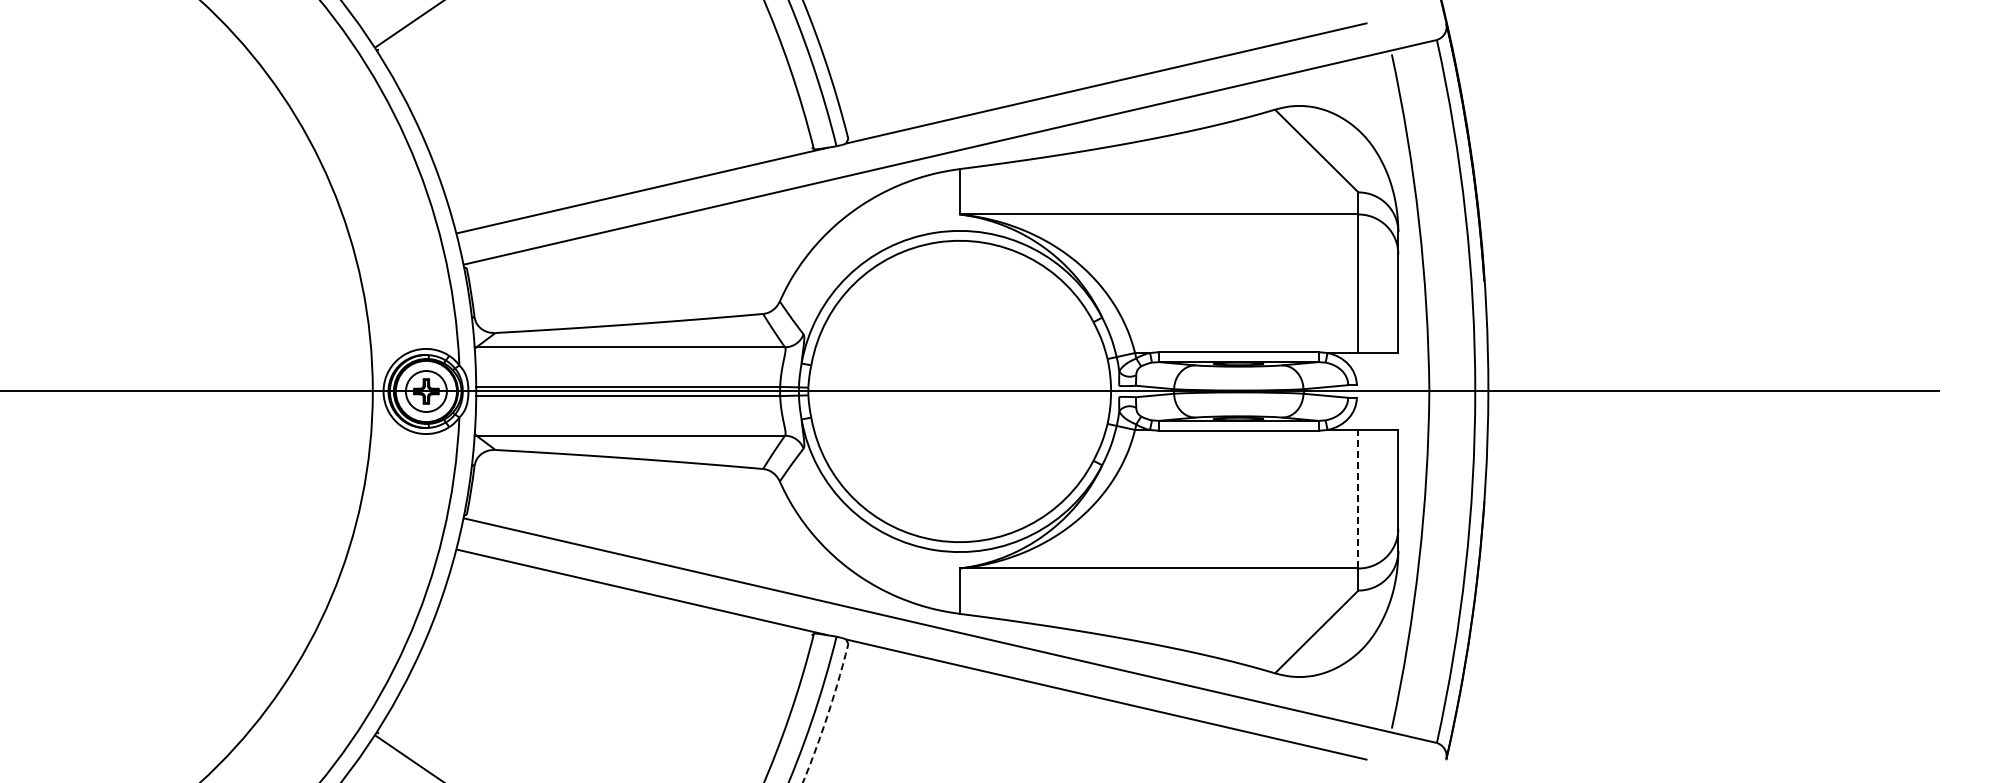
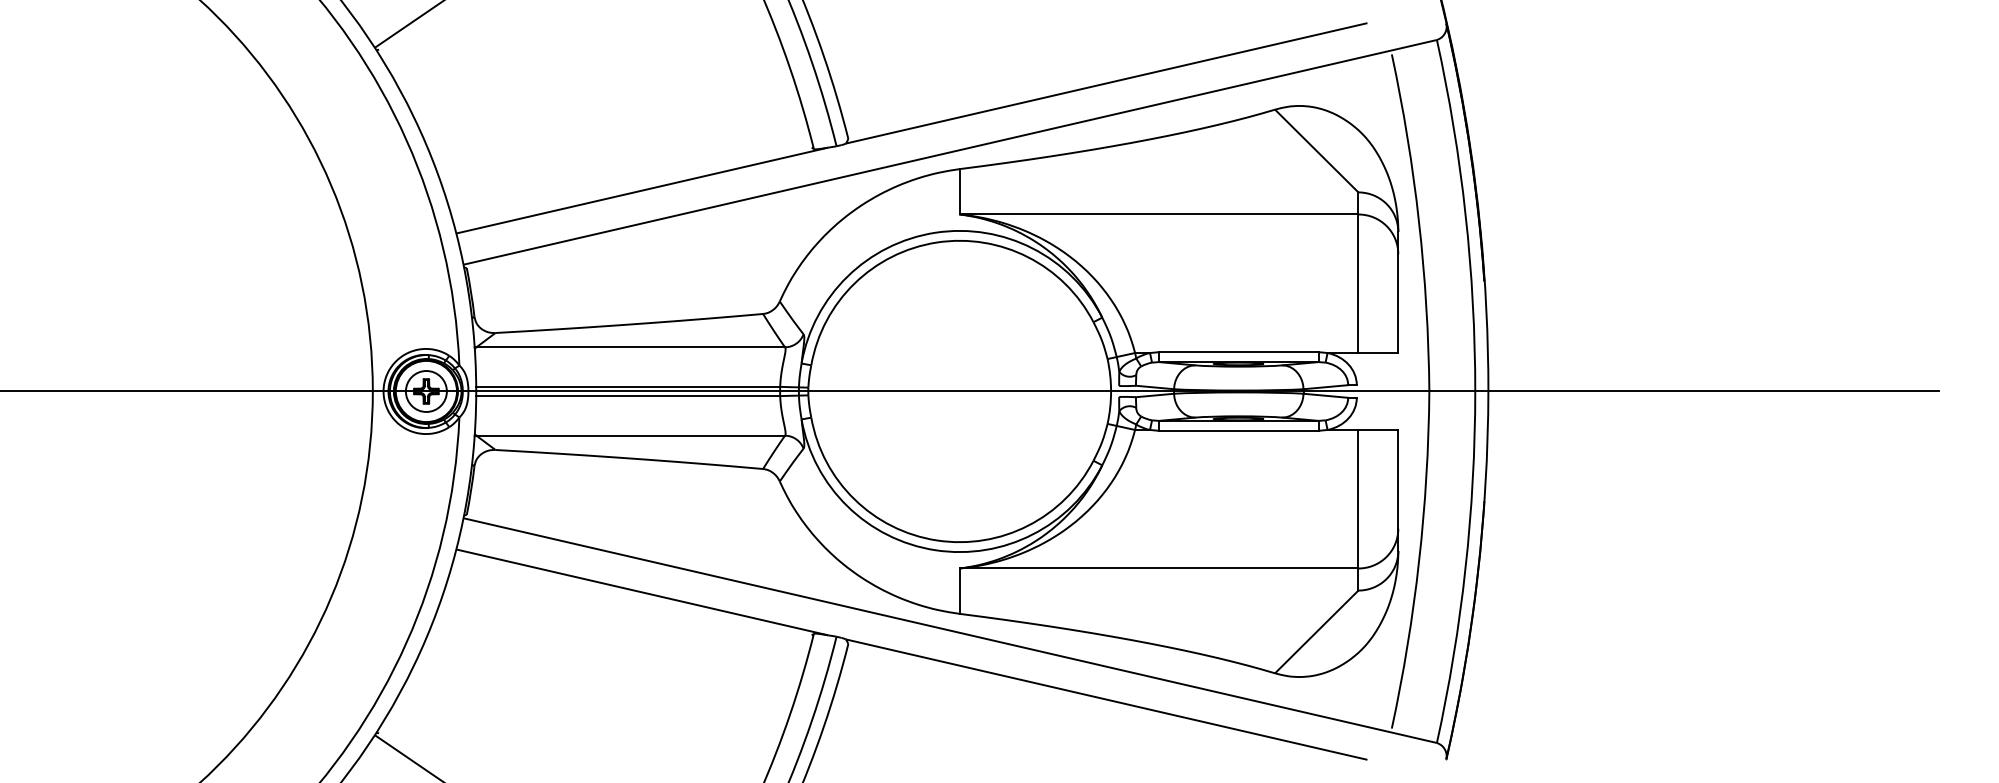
line: dashed -> solid (1358, 498)
arc: dashed -> solid (828, 713)
